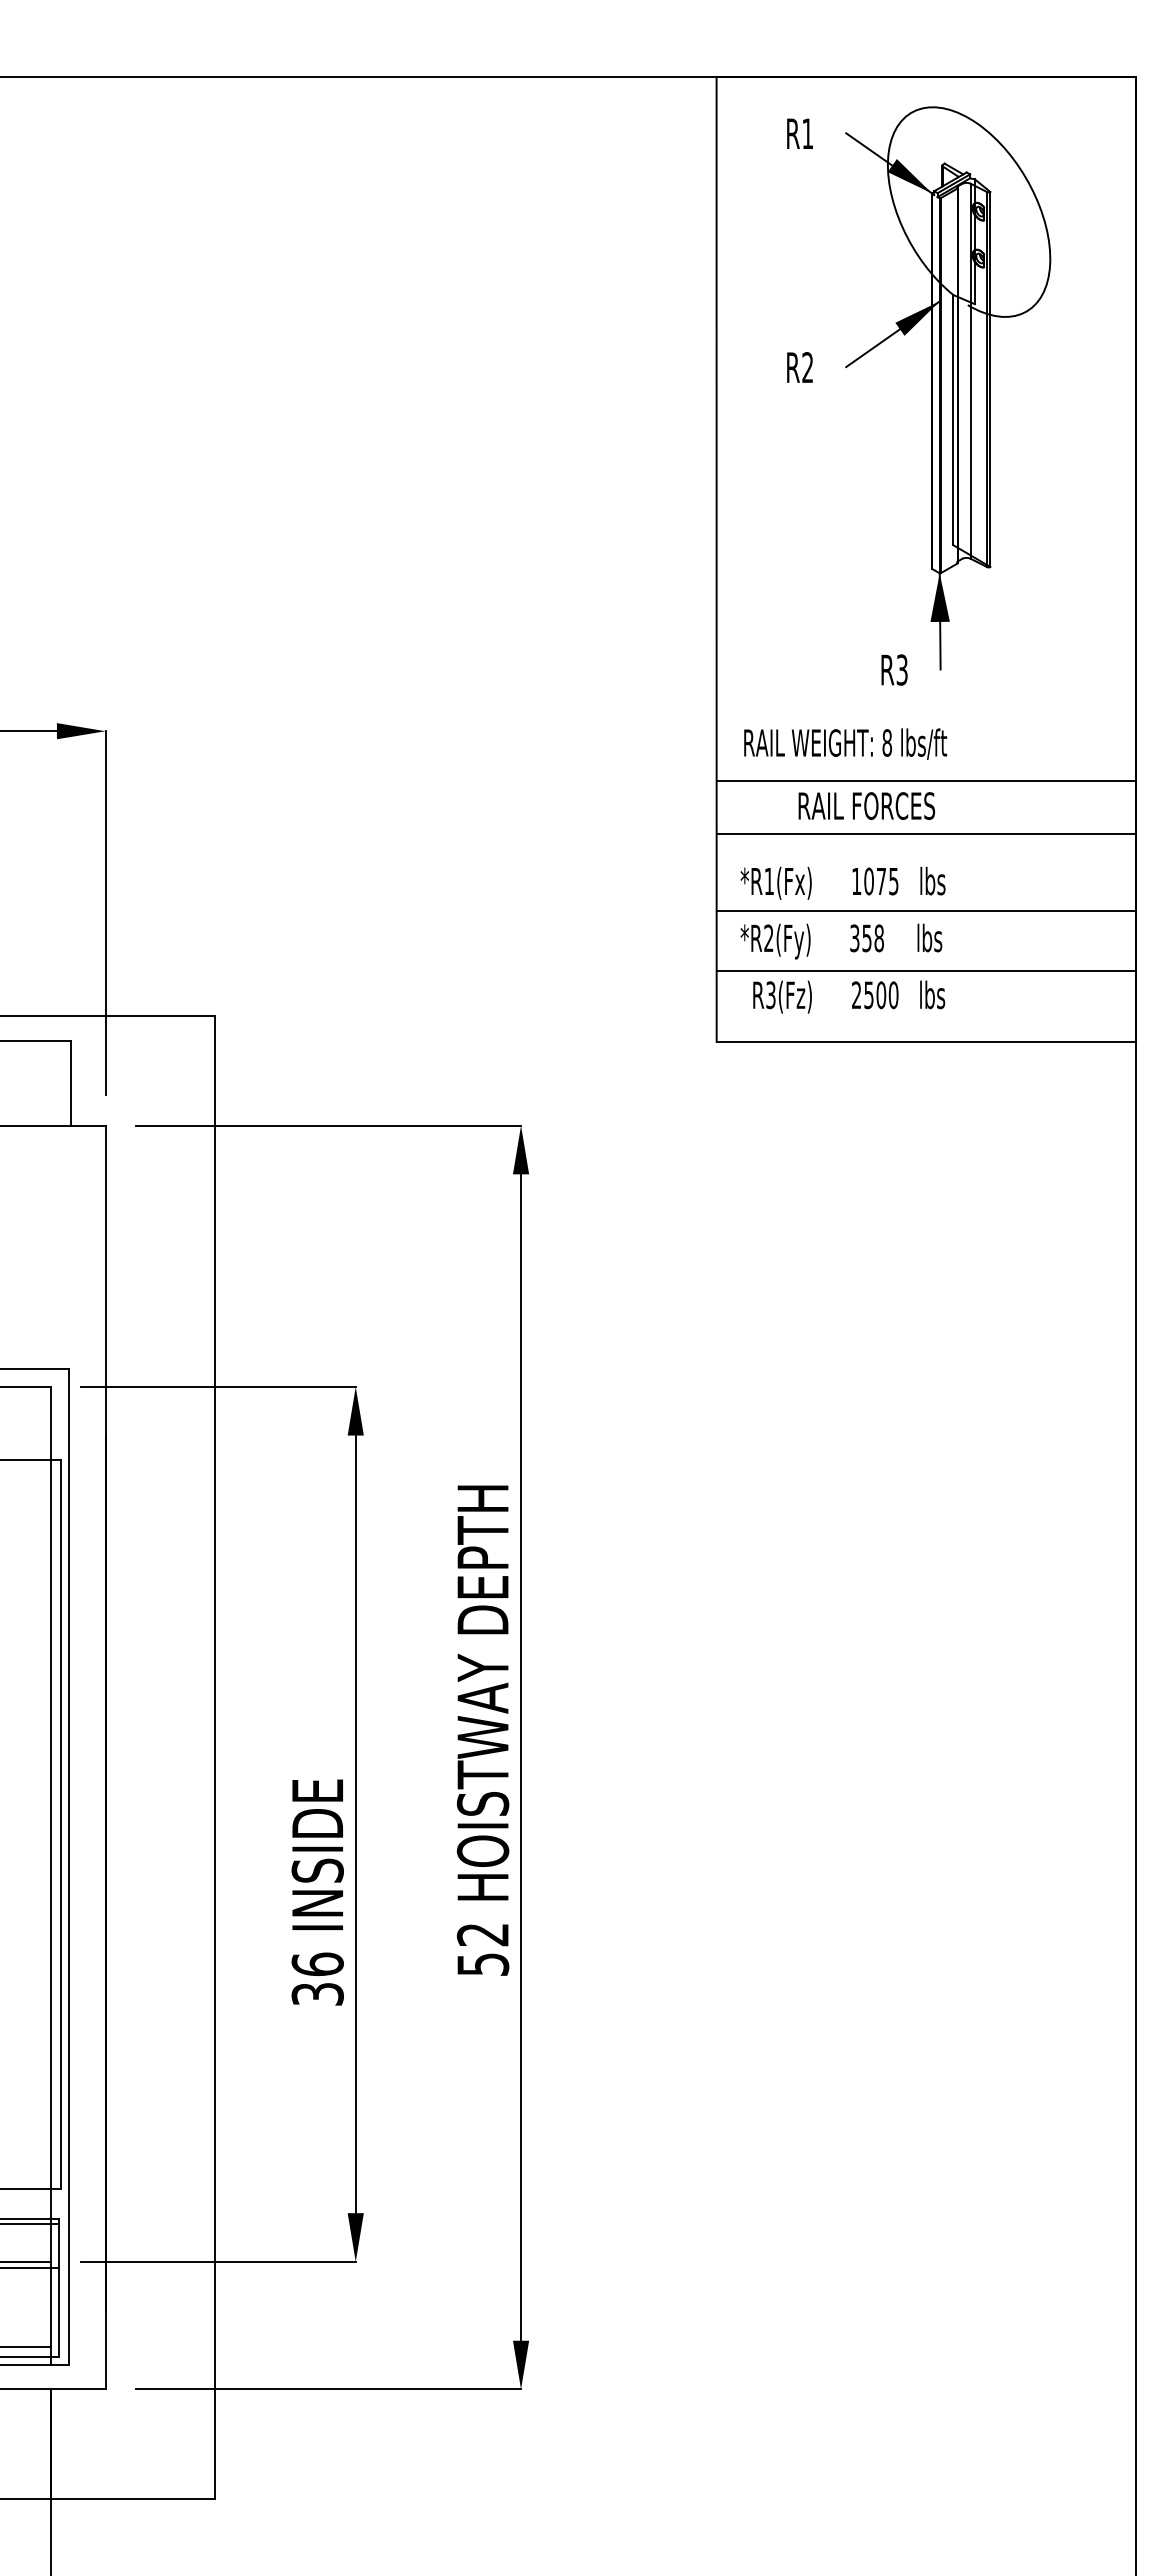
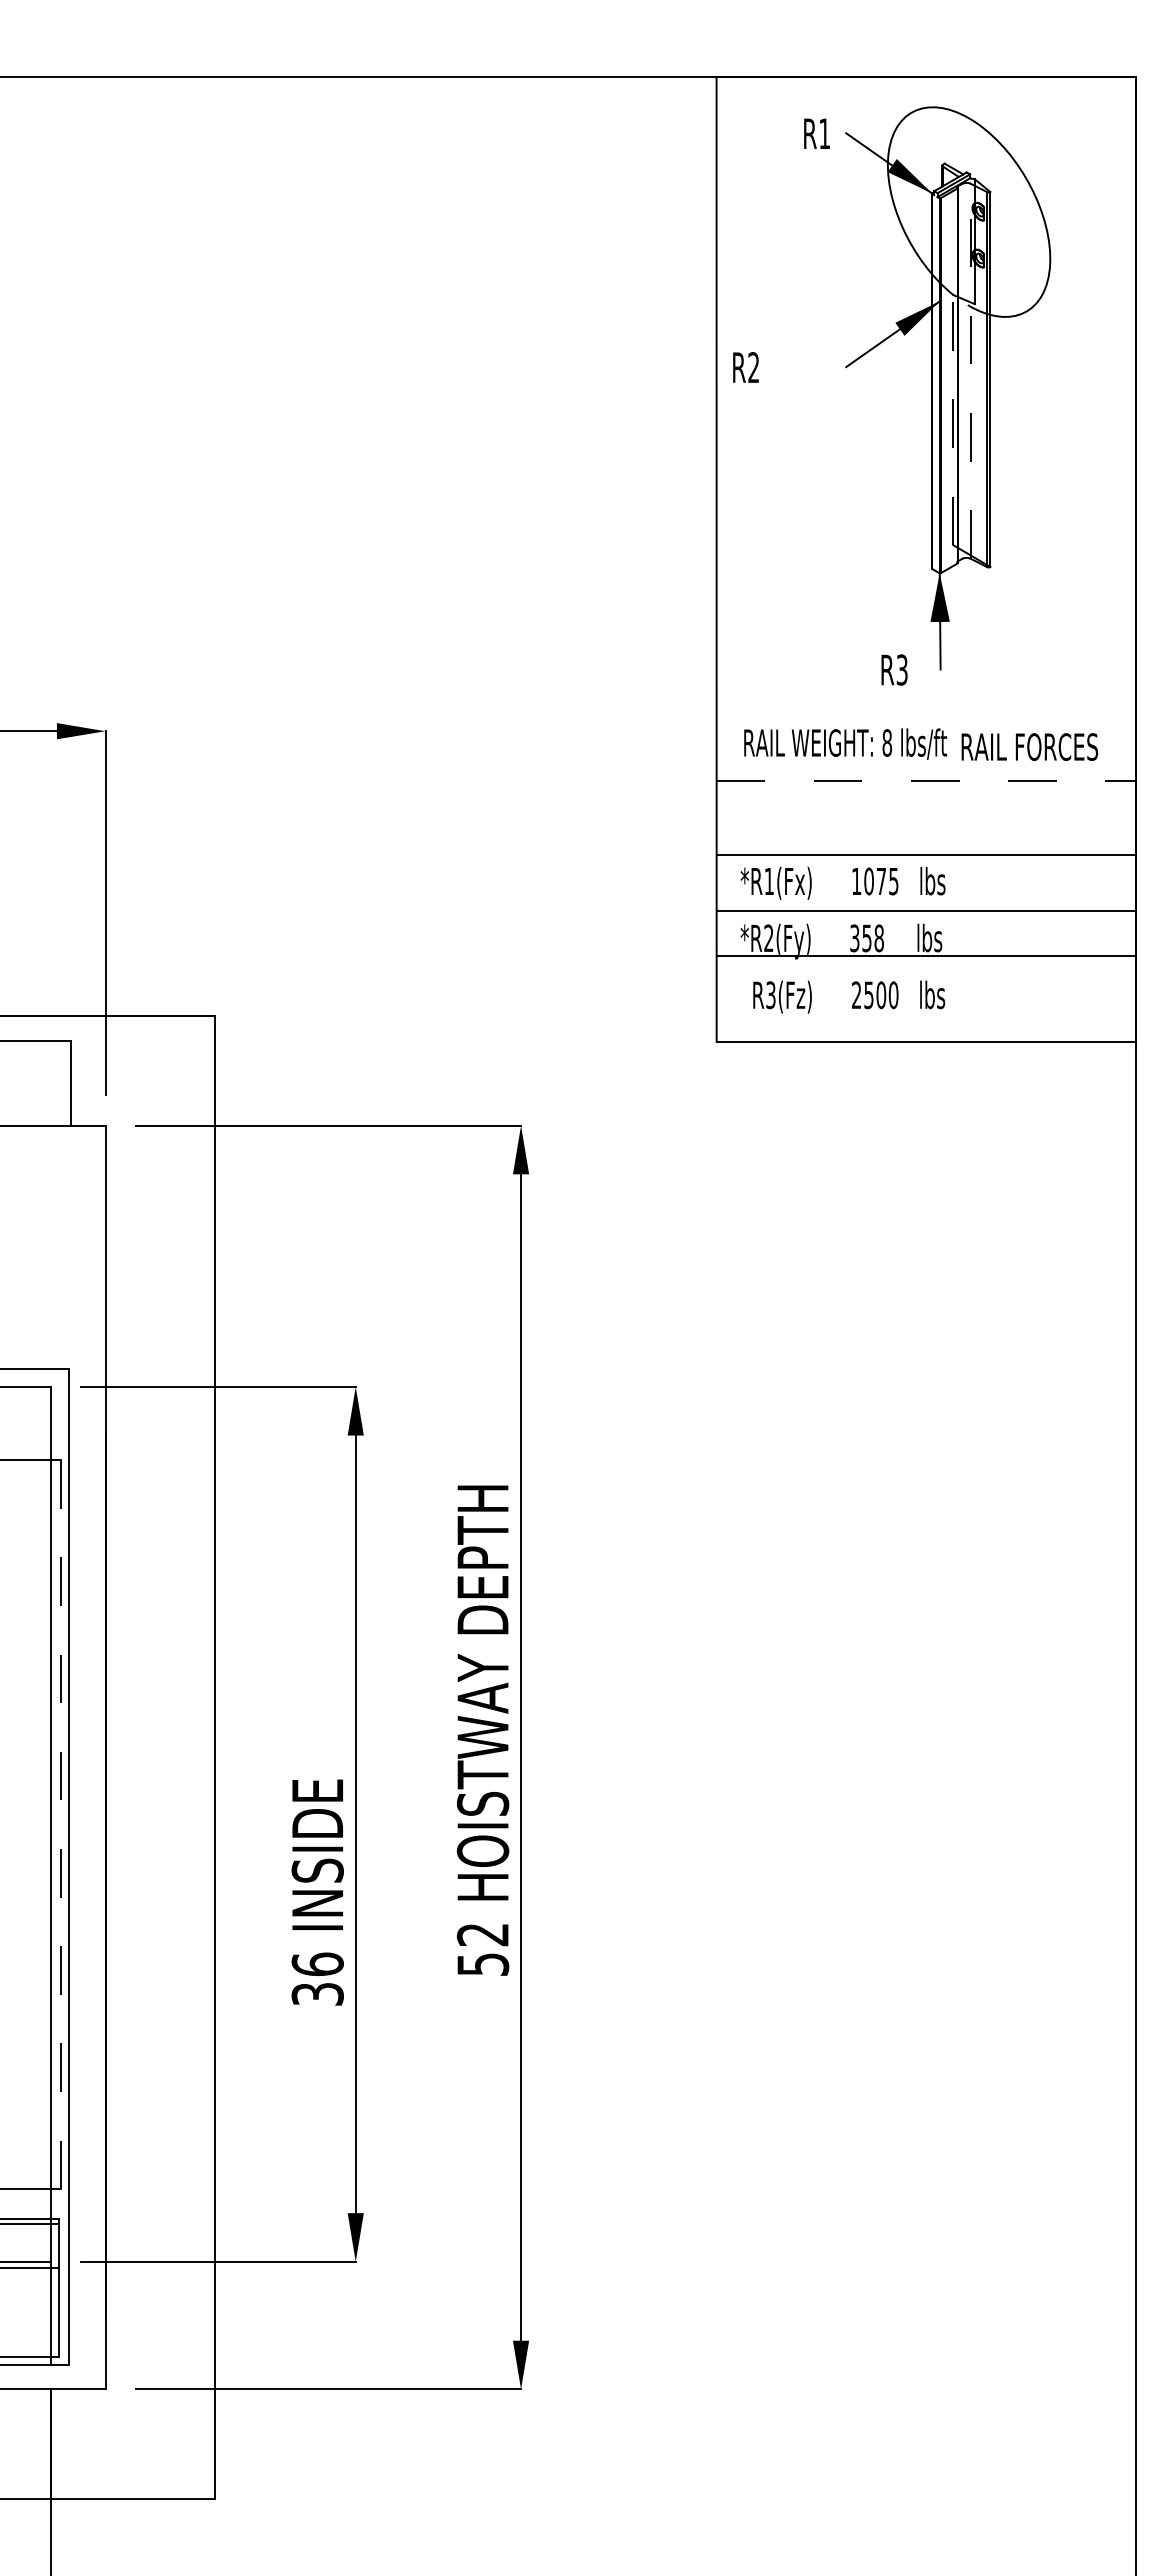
text position: (799, 133) -> (816, 133) (816, 133)
text position: (799, 367) -> (745, 367) (745, 367)
line: solid -> dashed (970, 371)
line: solid -> dashed (953, 419)
line: solid -> dashed (926, 781)
text position: (866, 805) -> (1029, 746) (1029, 746)
line position: (925, 833) -> (925, 854) (925, 854)
line position: (925, 971) -> (925, 956) (925, 956)
line: solid -> dashed (61, 1824)
line: present -> none (26, 2346)
